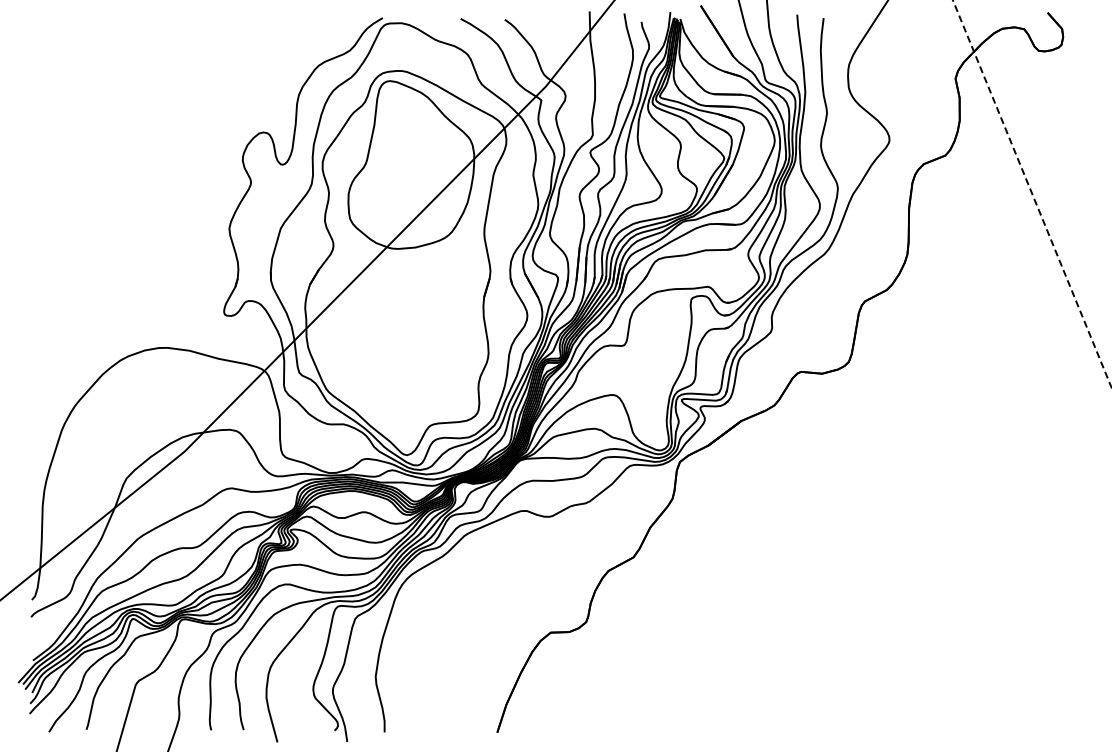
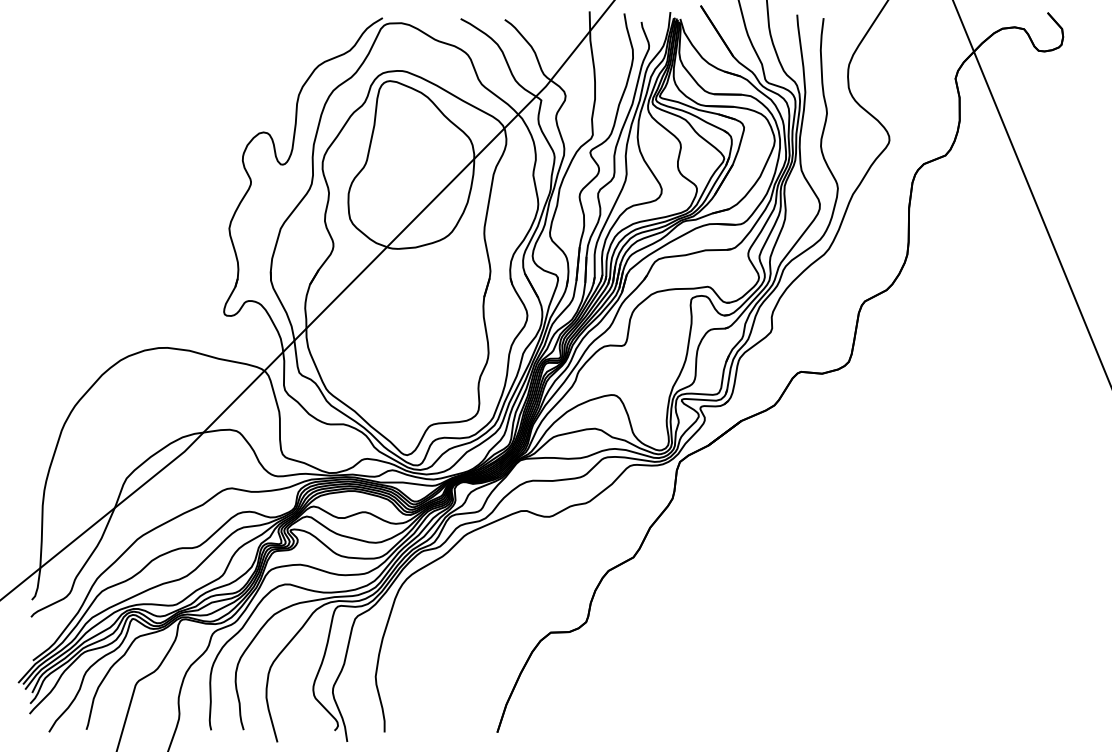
line: dashed -> solid (1032, 195)
